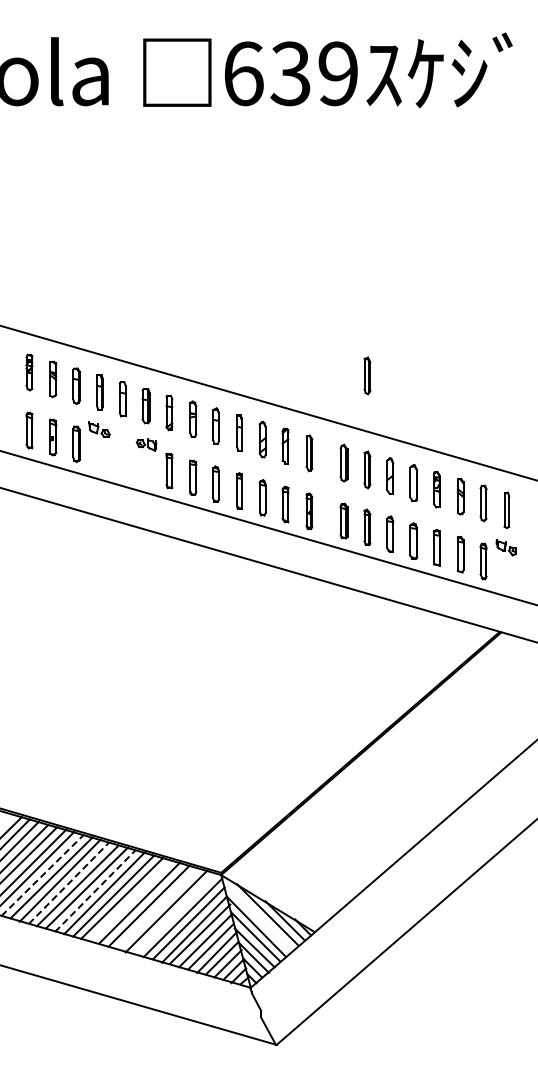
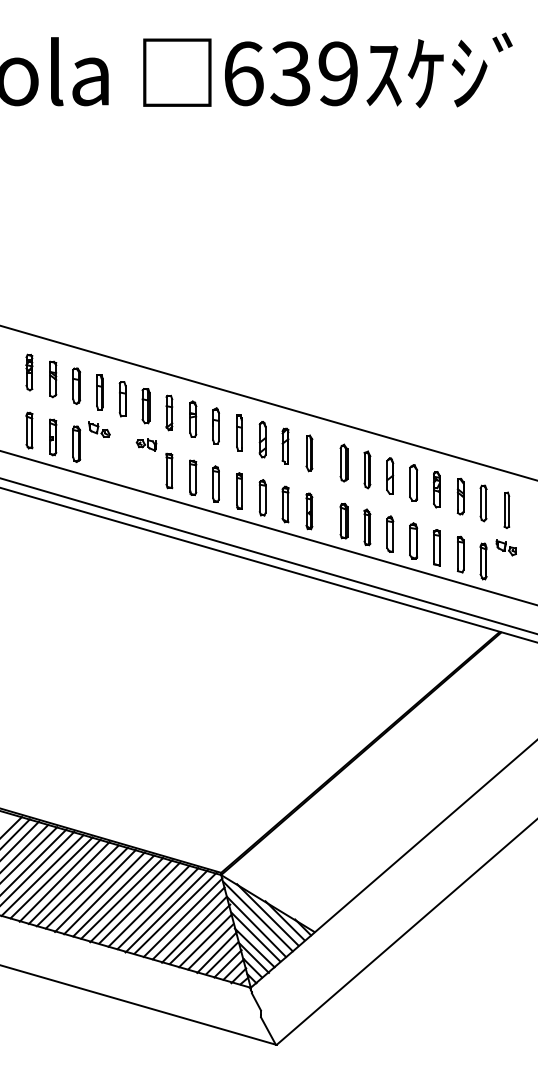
part: present -> none (367, 375)
line: none -> present (268, 555)
line: dashed -> solid (42, 875)
line: dashed -> solid (69, 883)
line: dashed -> solid (95, 891)
line: none -> present (131, 901)
line: none -> present (157, 908)
line: none -> present (175, 912)
line: none -> present (257, 916)
